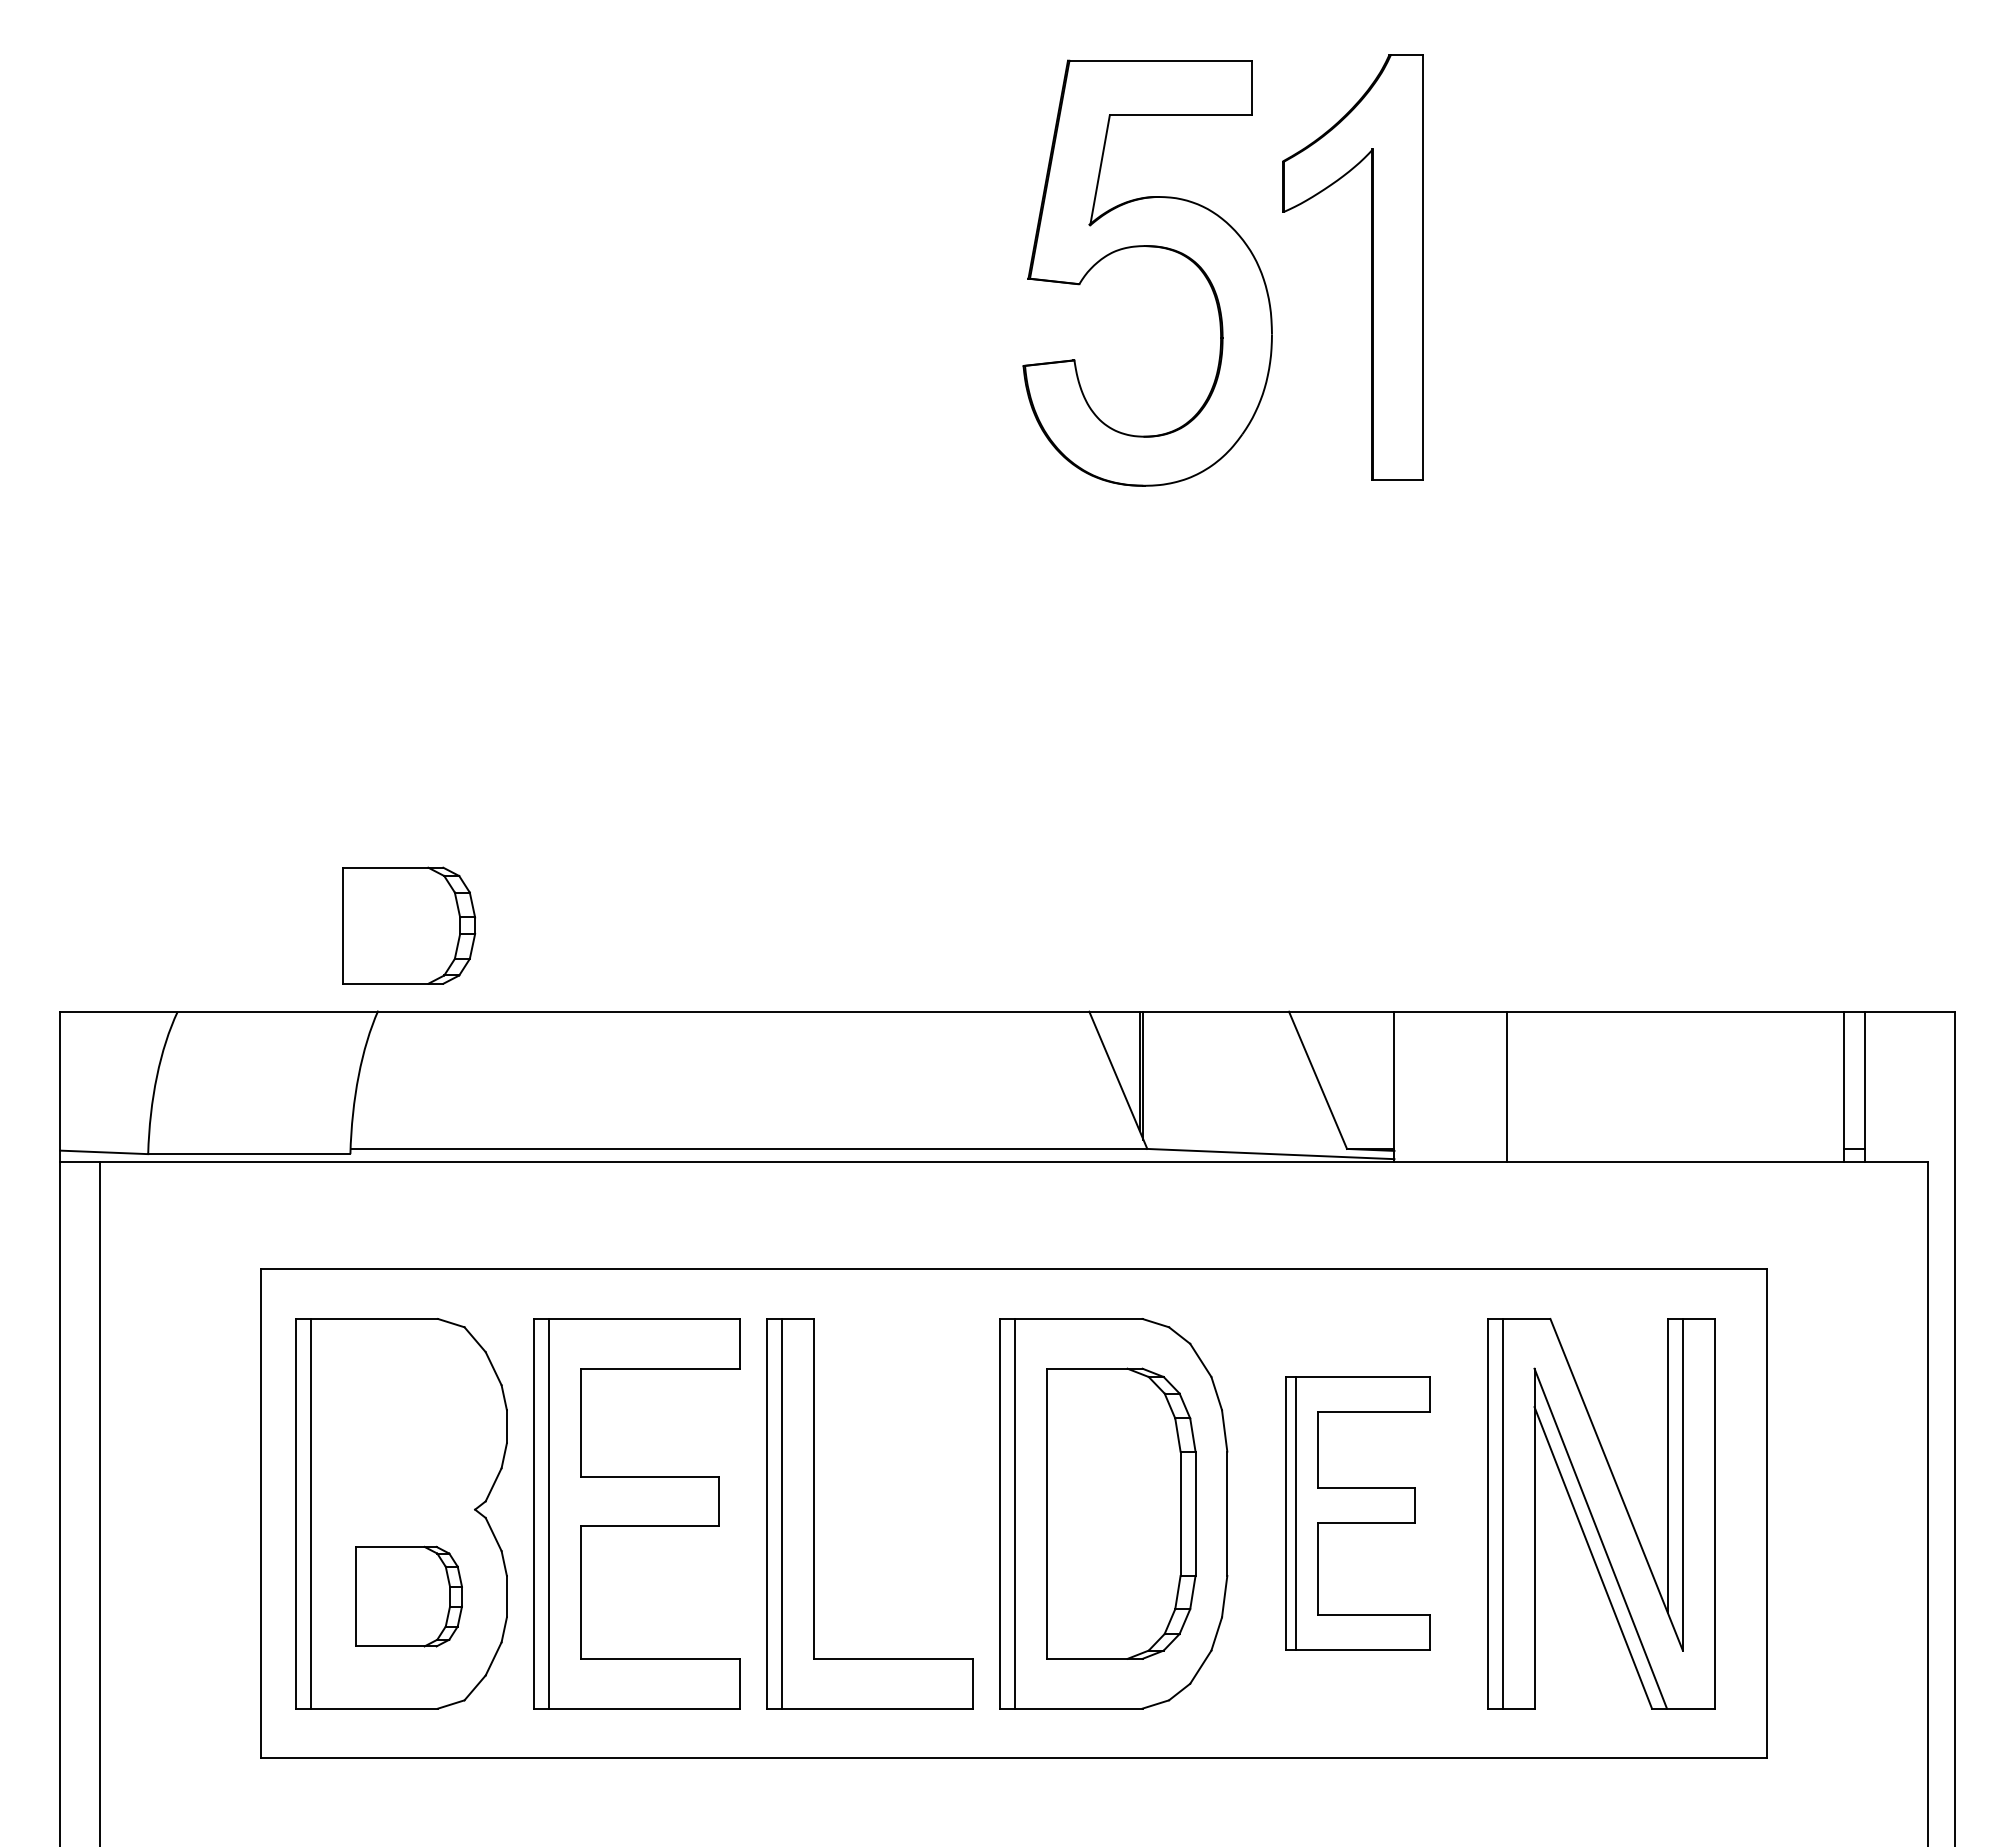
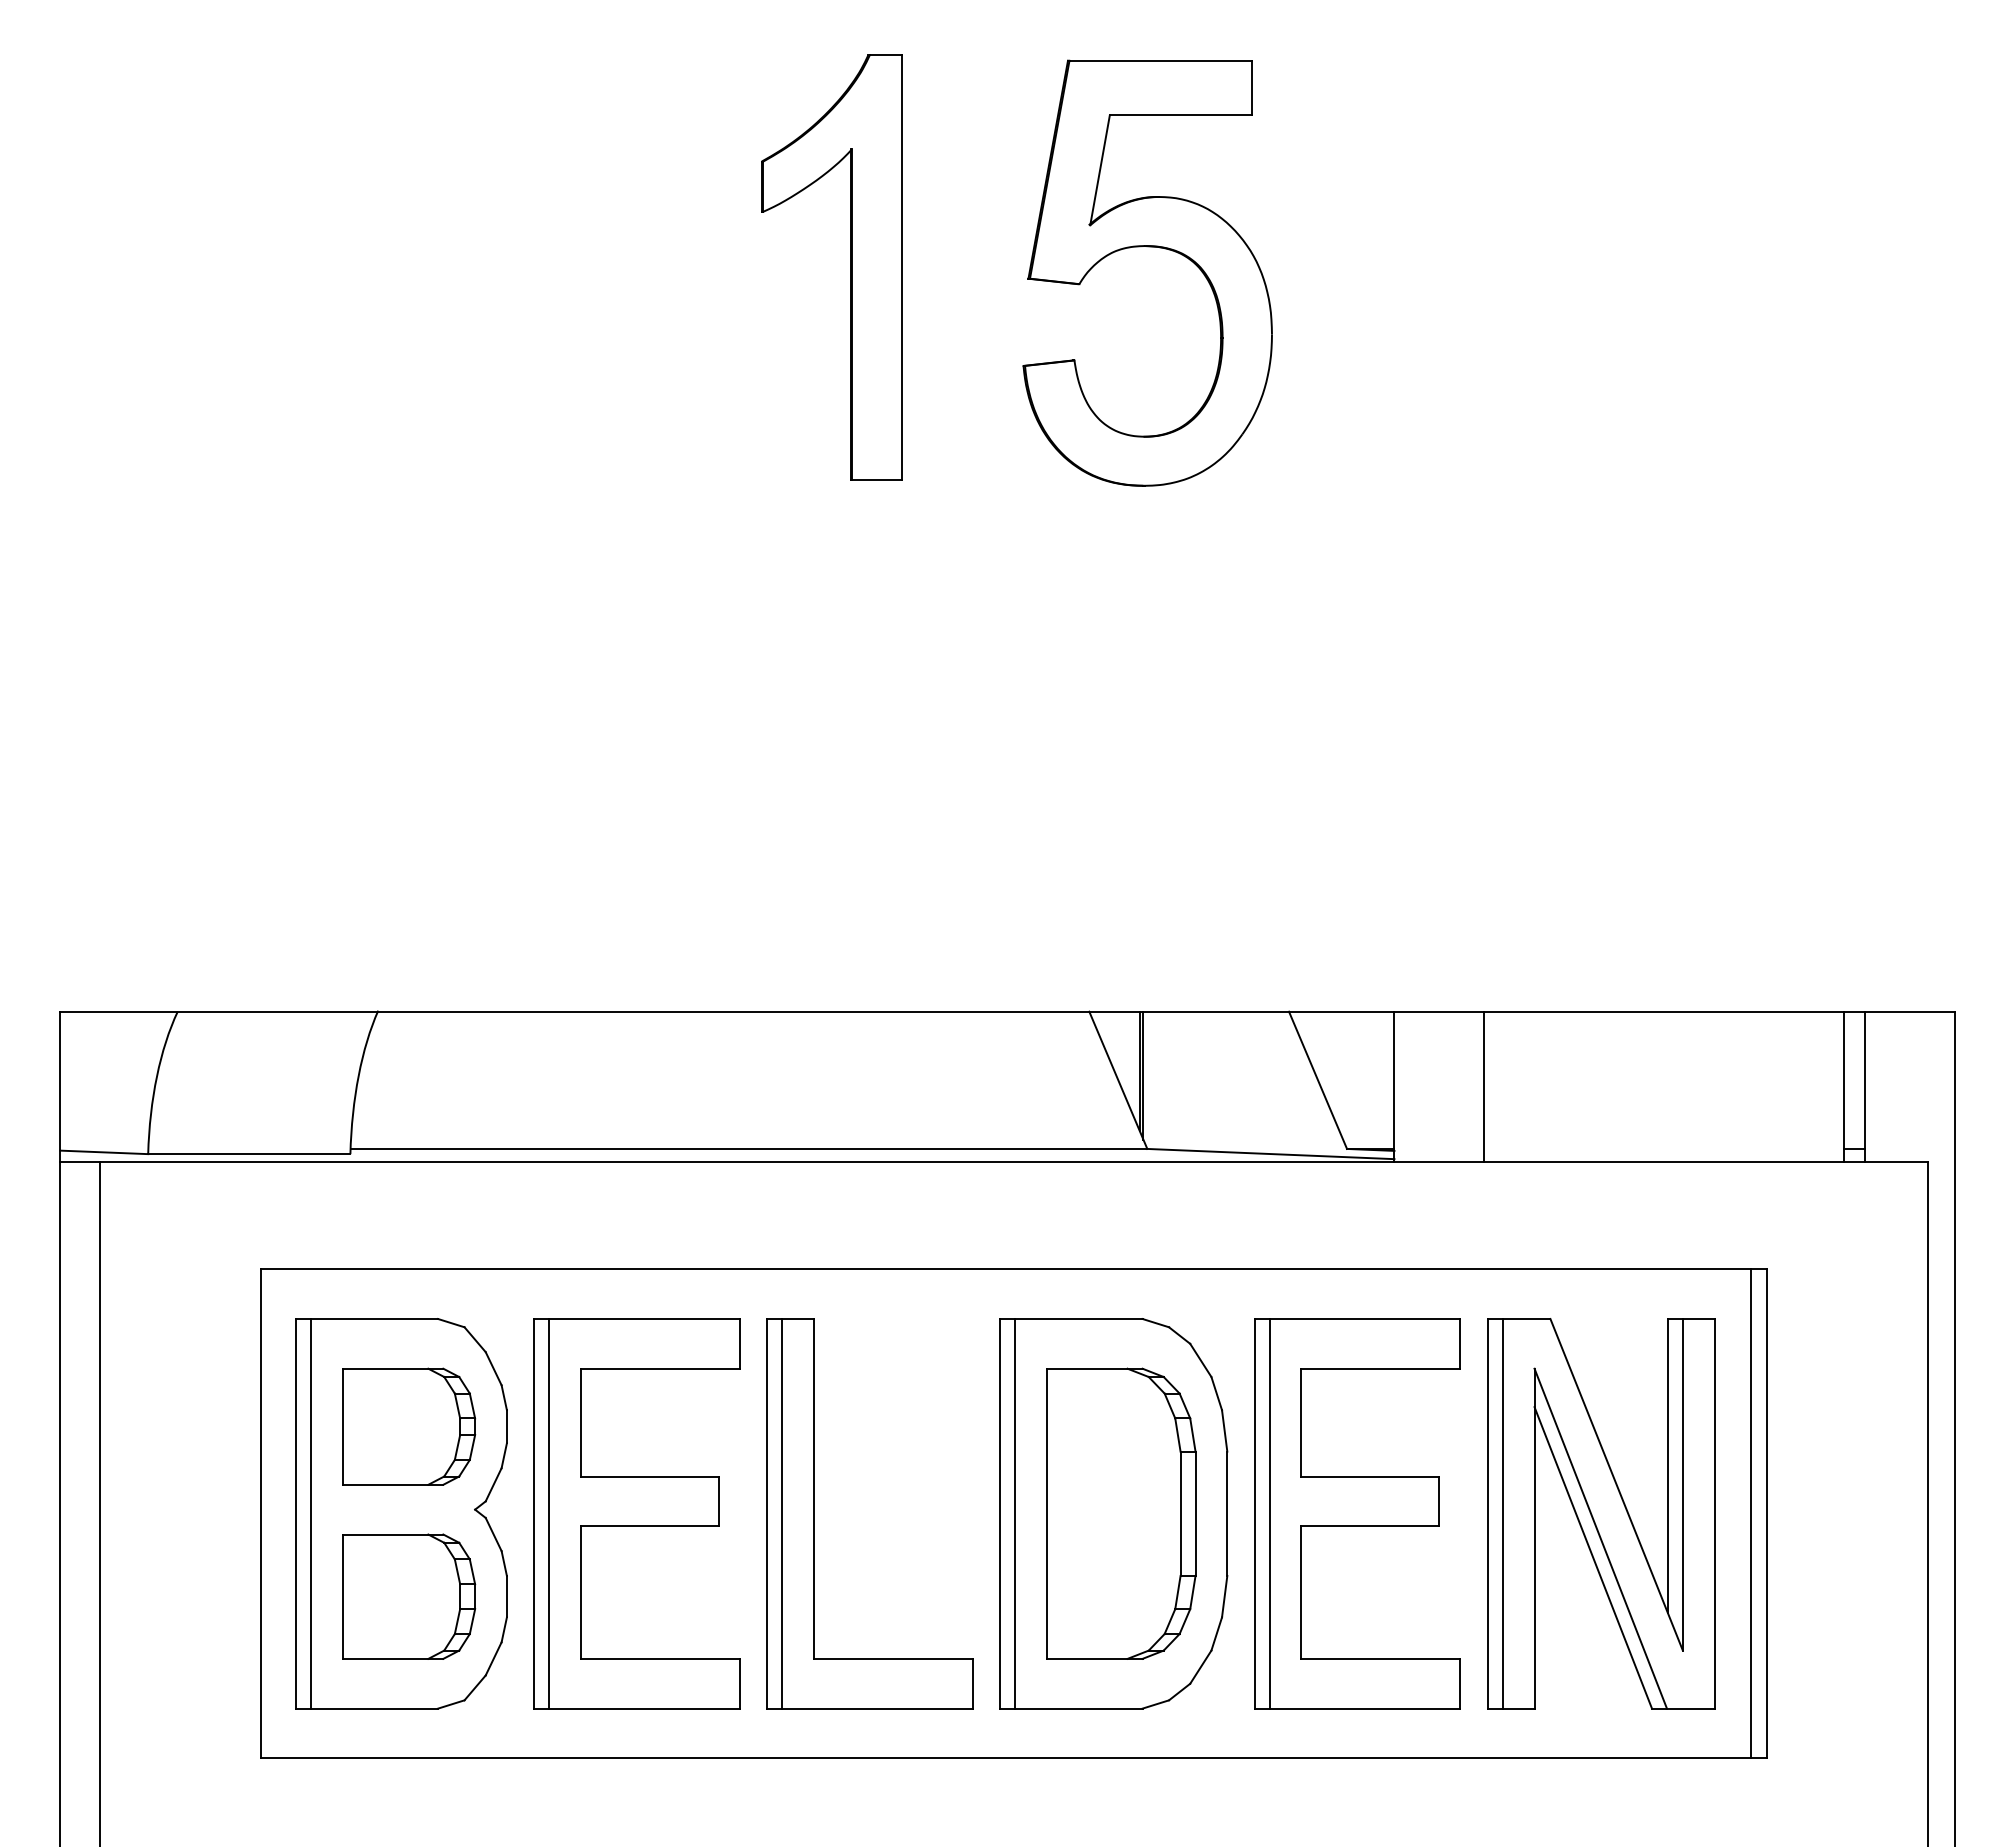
part position: (1371, 267) -> (850, 267) (850, 267)
part position: (409, 925) -> (409, 1426) (409, 1426)
line position: (1507, 1086) -> (1484, 1086) (1484, 1086)
part size: 146x275 px -> 207x392 px (1357, 1513)
line: none -> present (1750, 1513)
part size: 108x103 px -> 135x127 px (409, 1596)
